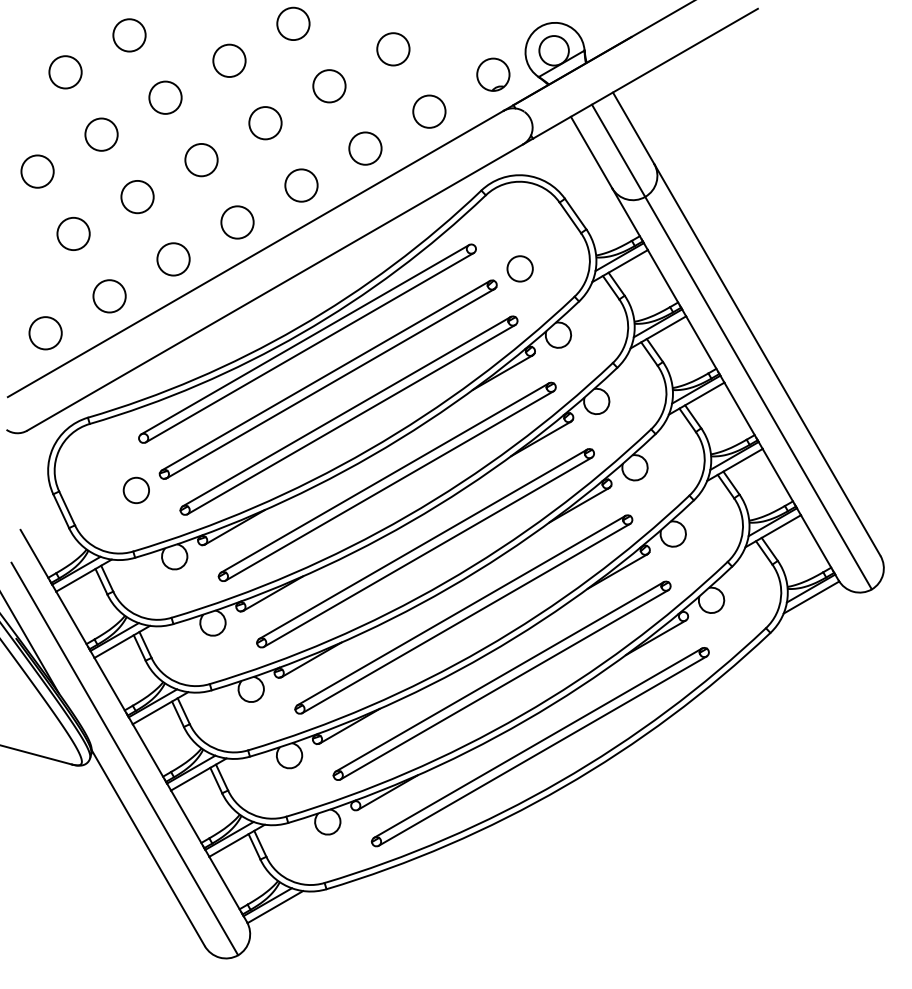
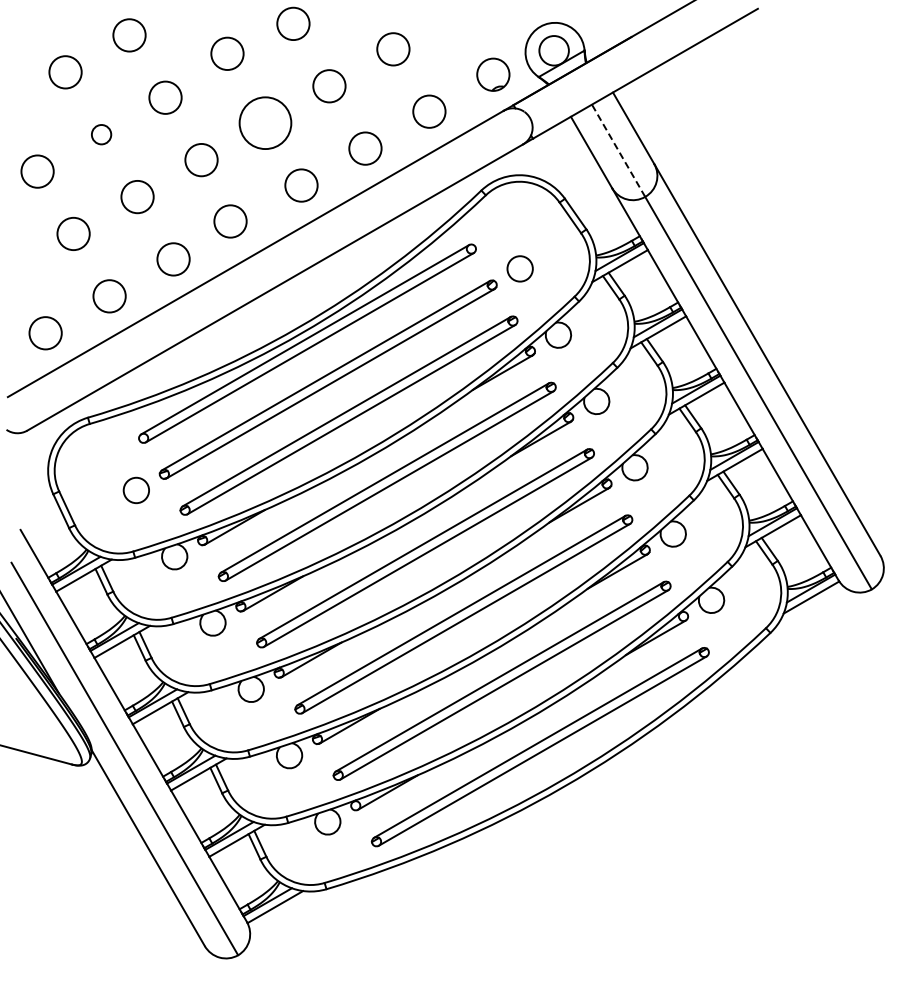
circle position: (229, 60) -> (227, 53) (227, 53)
circle diameter: 32 px -> 52 px (265, 123)
circle diameter: 32 px -> 19 px (101, 134)
line: solid -> dashed (618, 150)
circle position: (237, 222) -> (230, 221) (230, 221)
